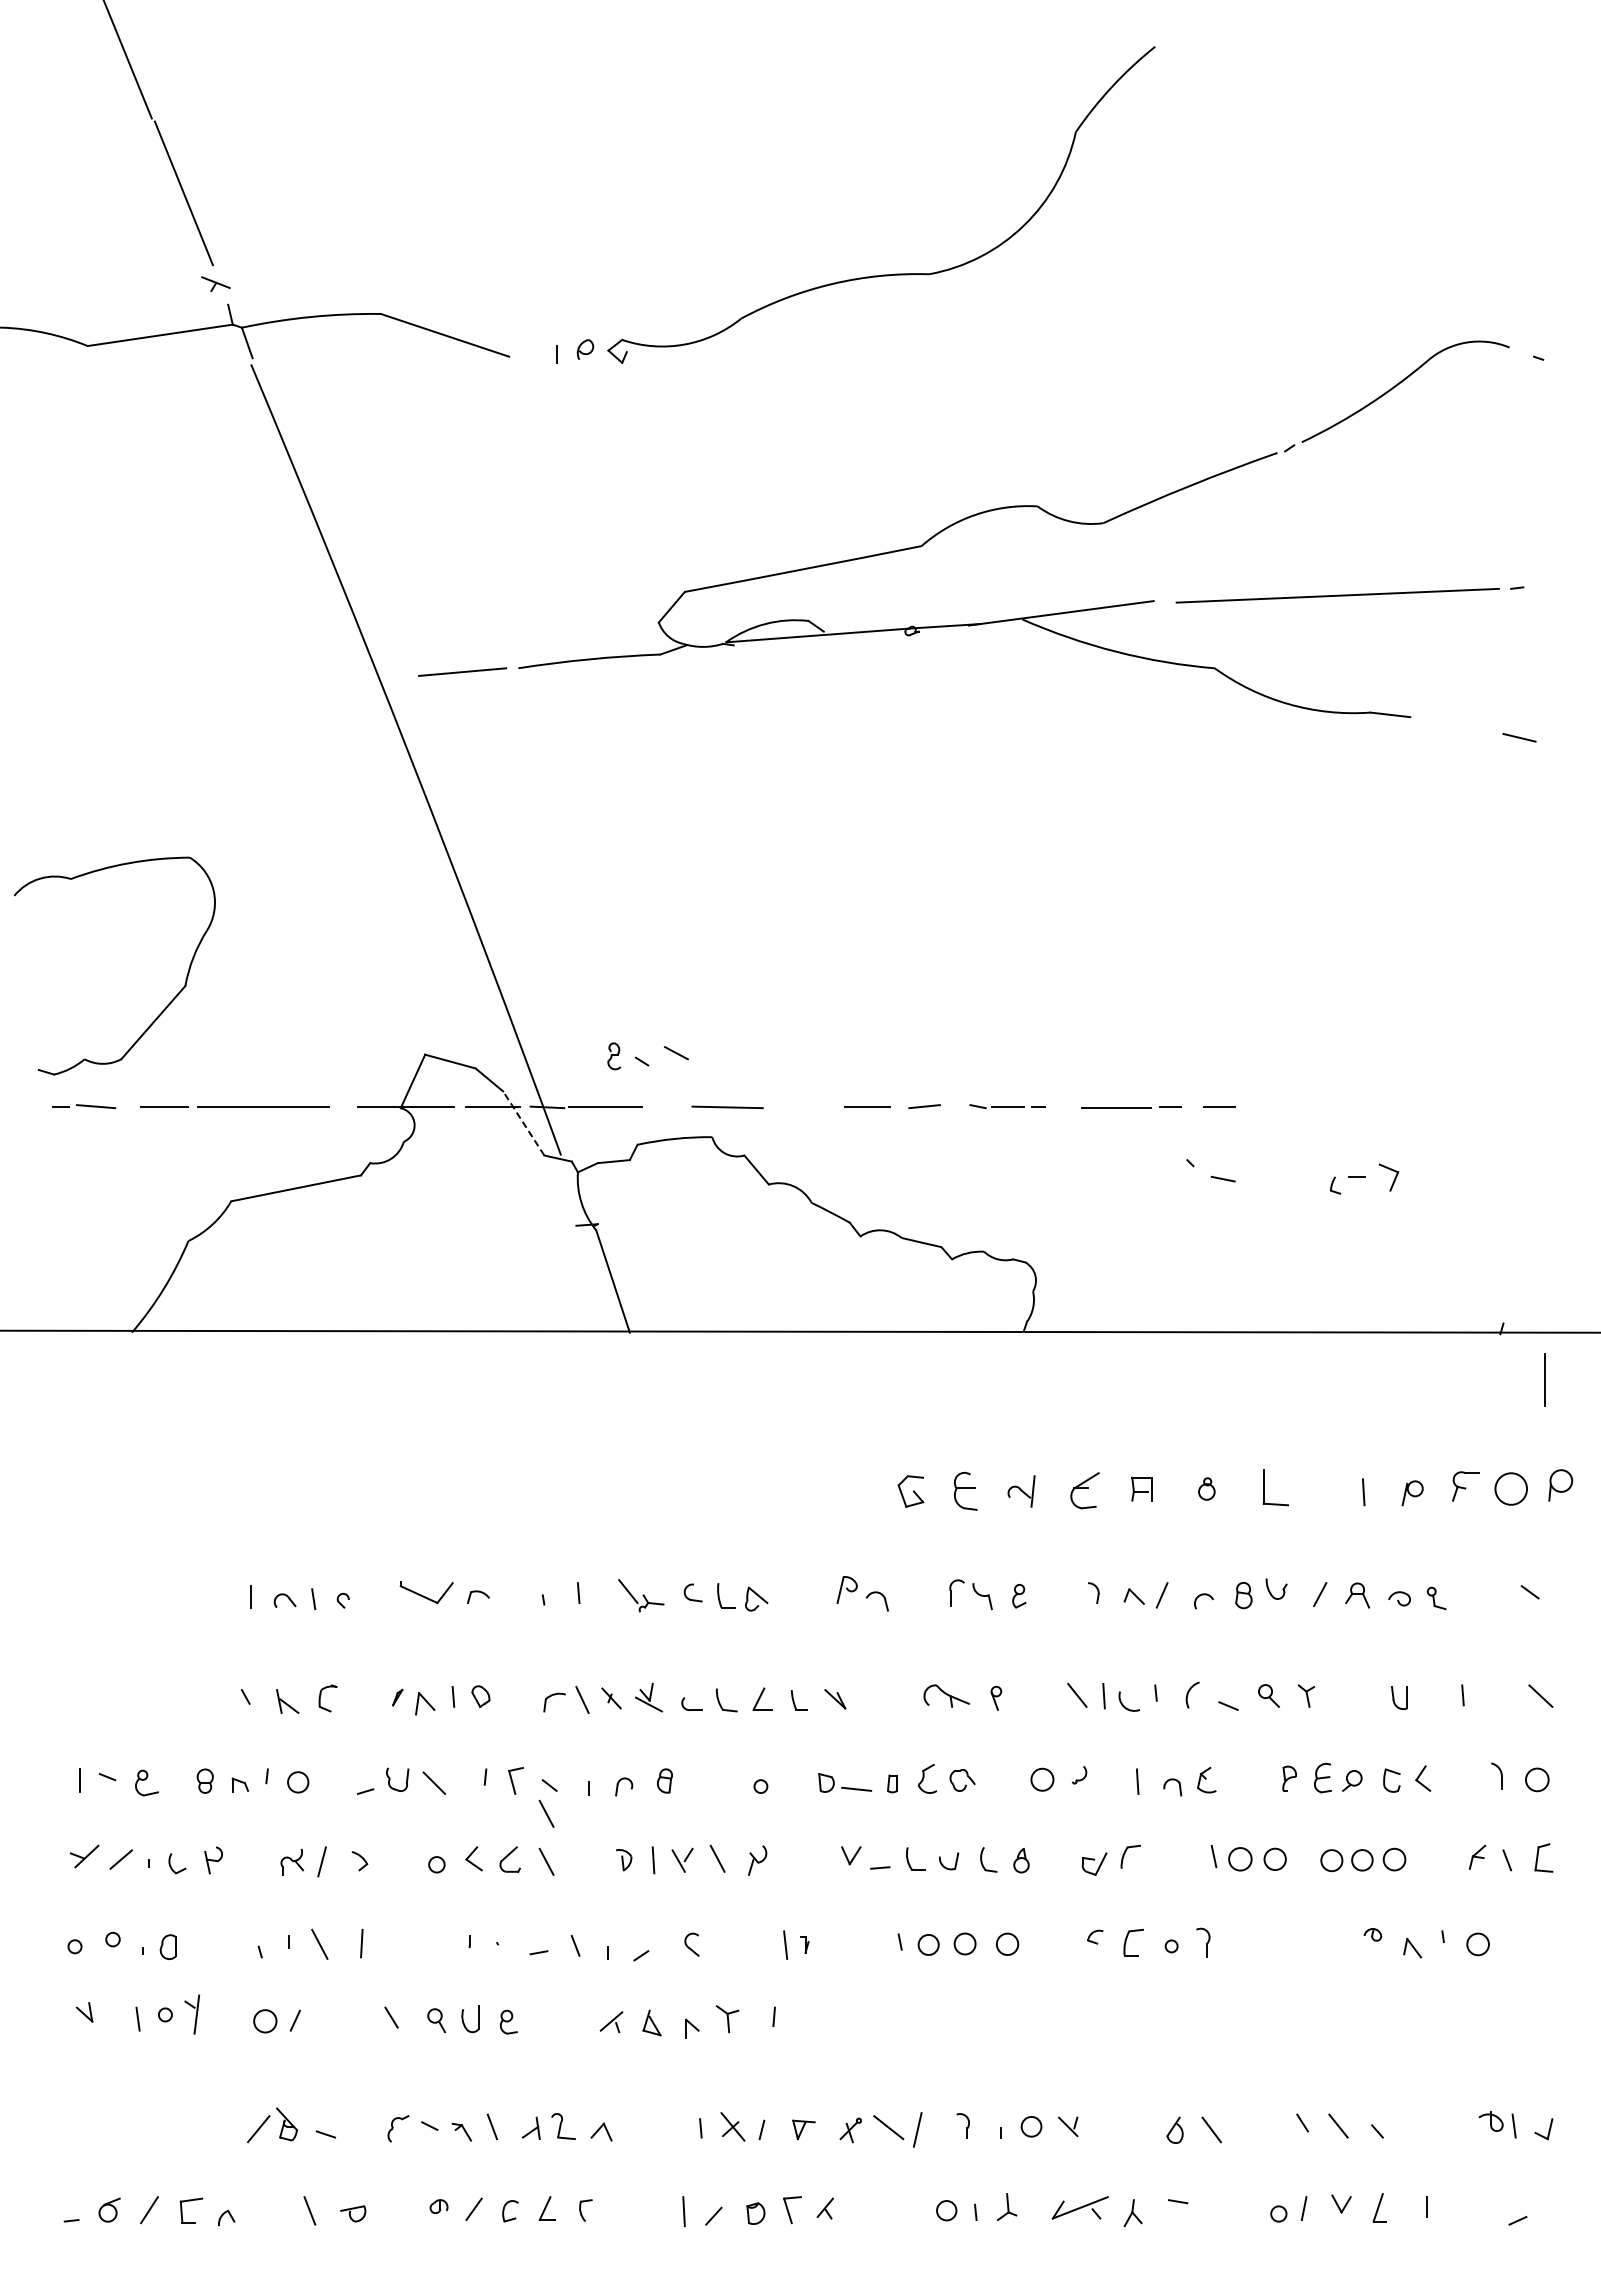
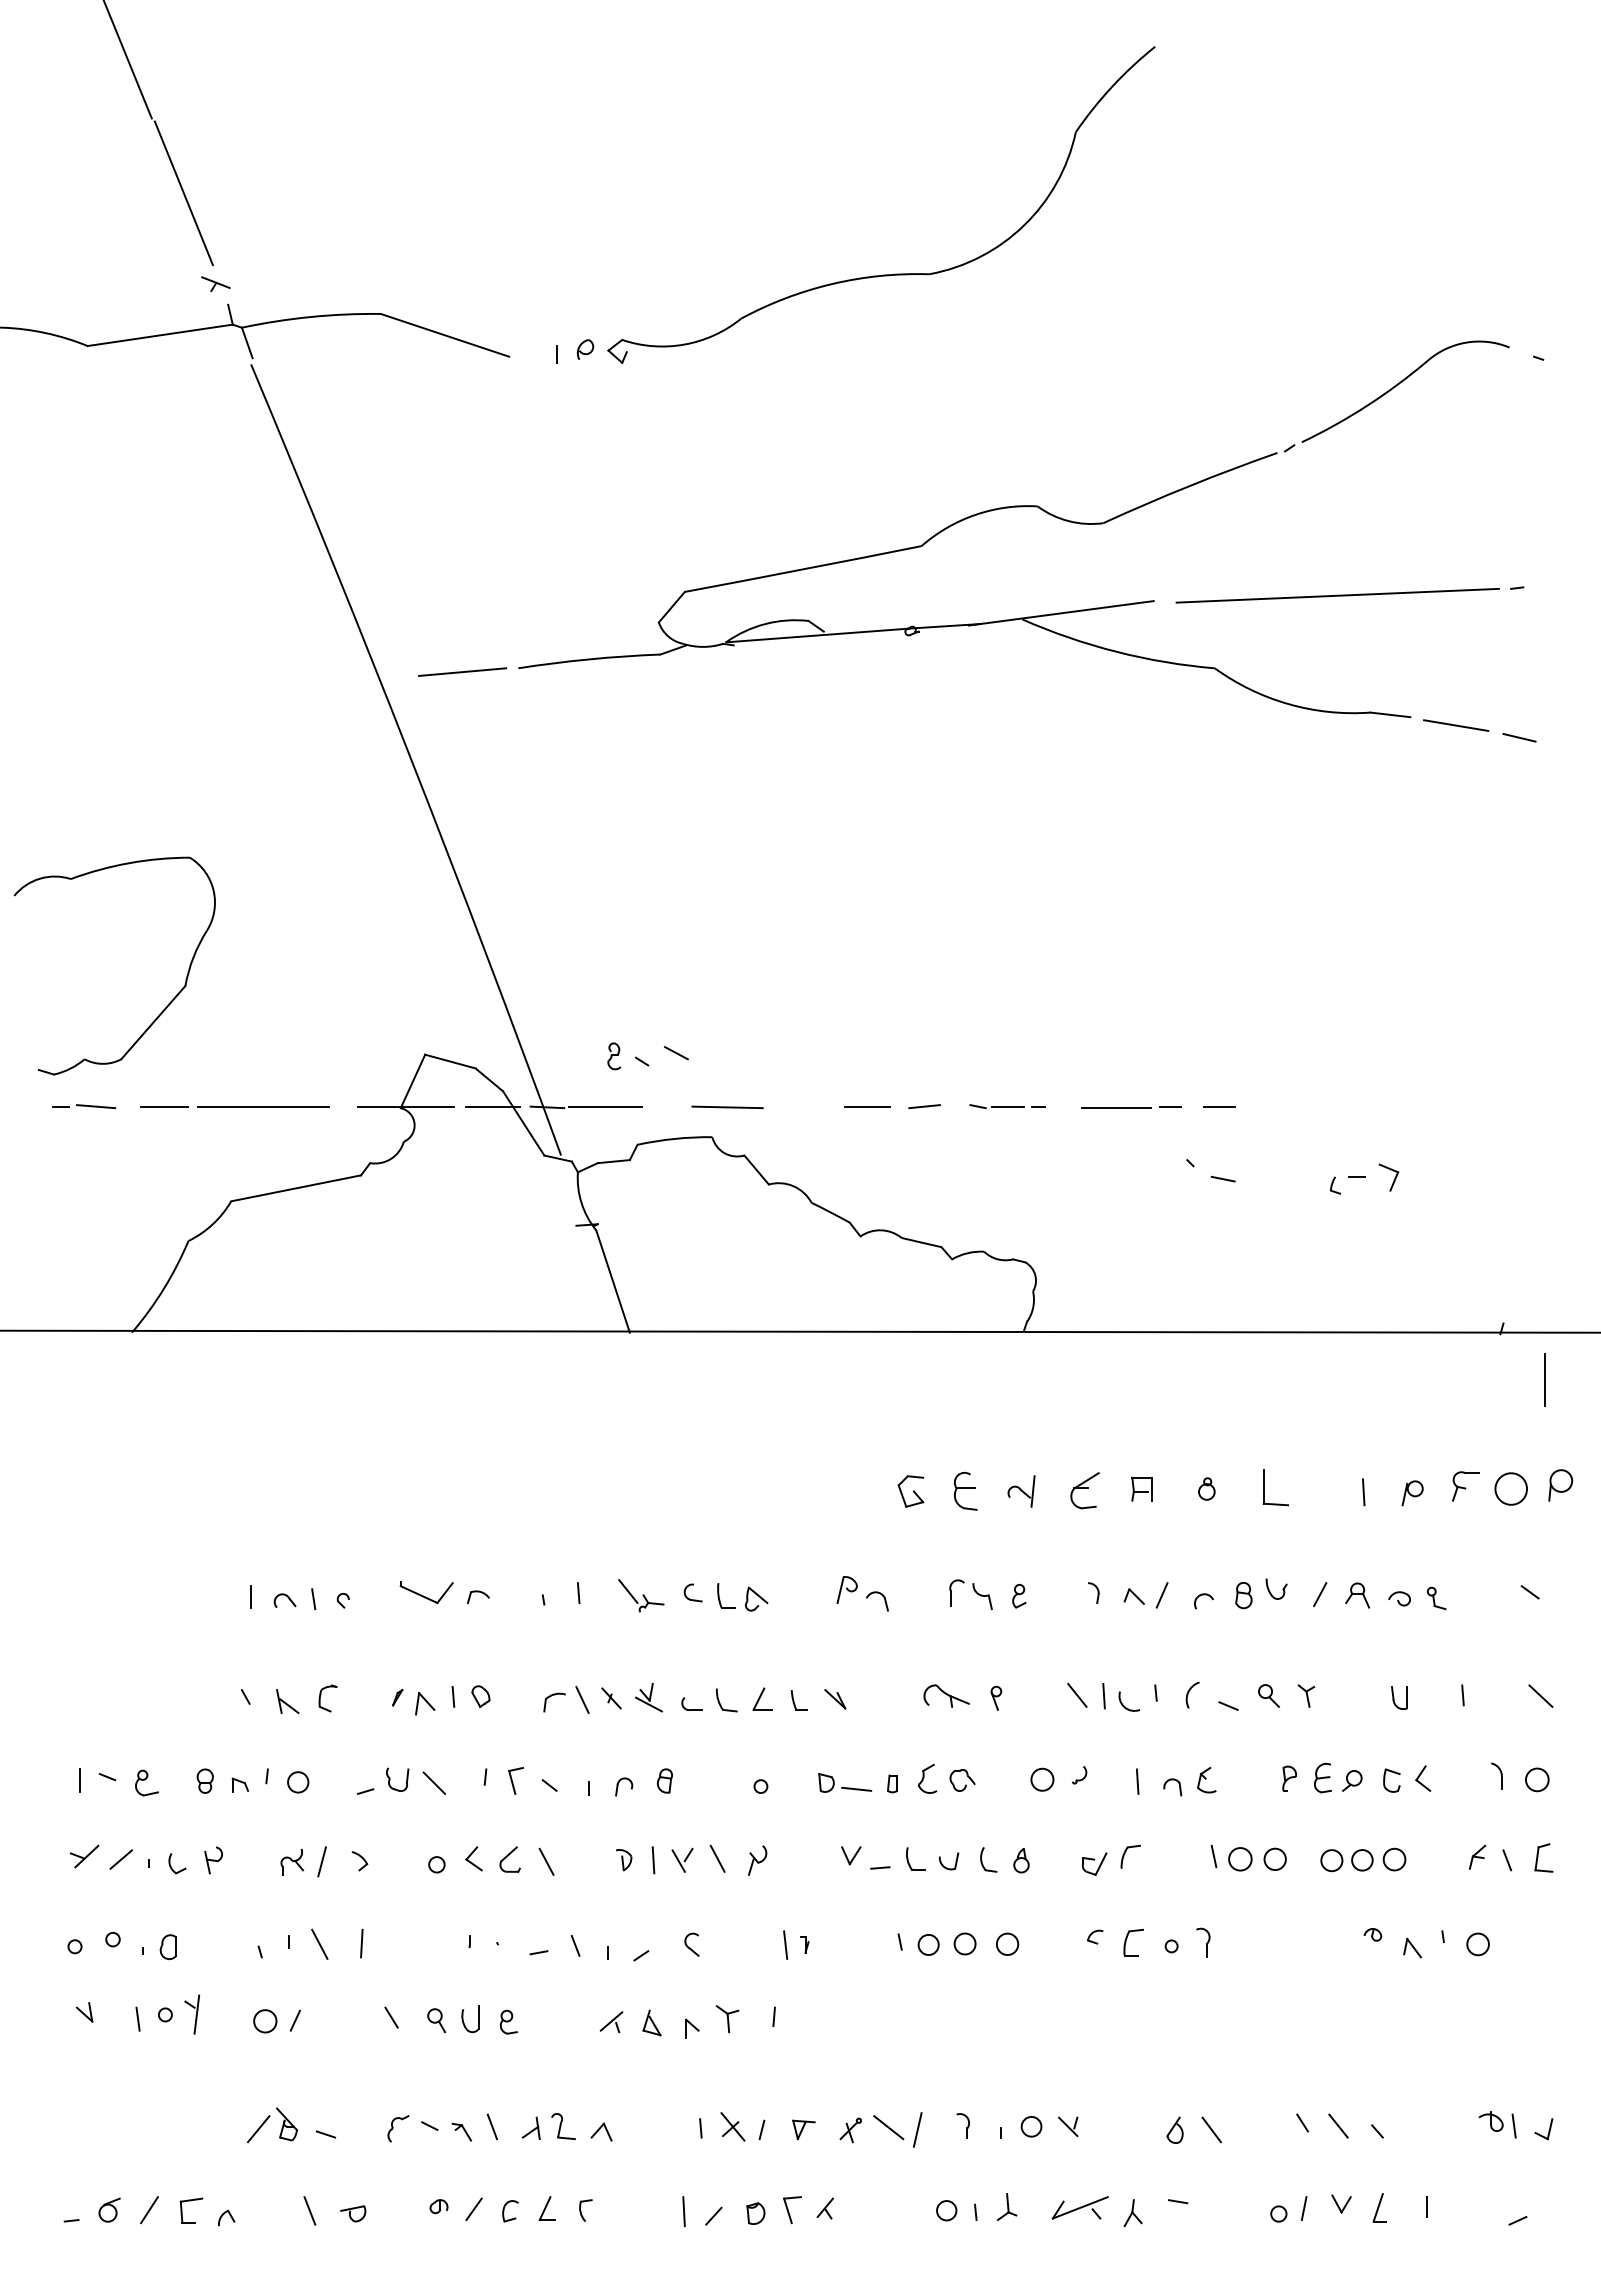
line: none -> present (1456, 725)
line: dashed -> solid (523, 1123)
line: present -> none (546, 1813)
